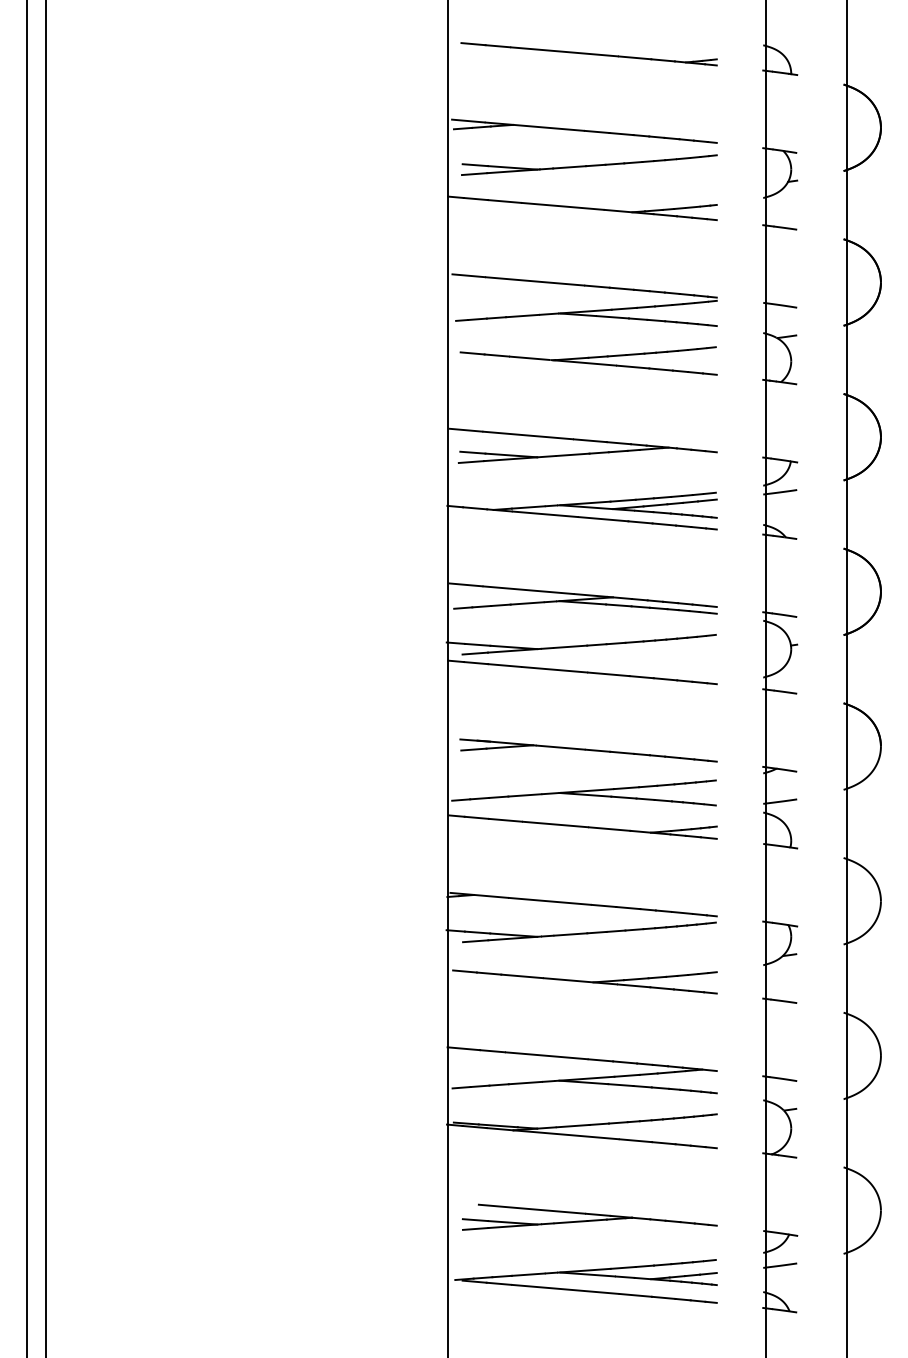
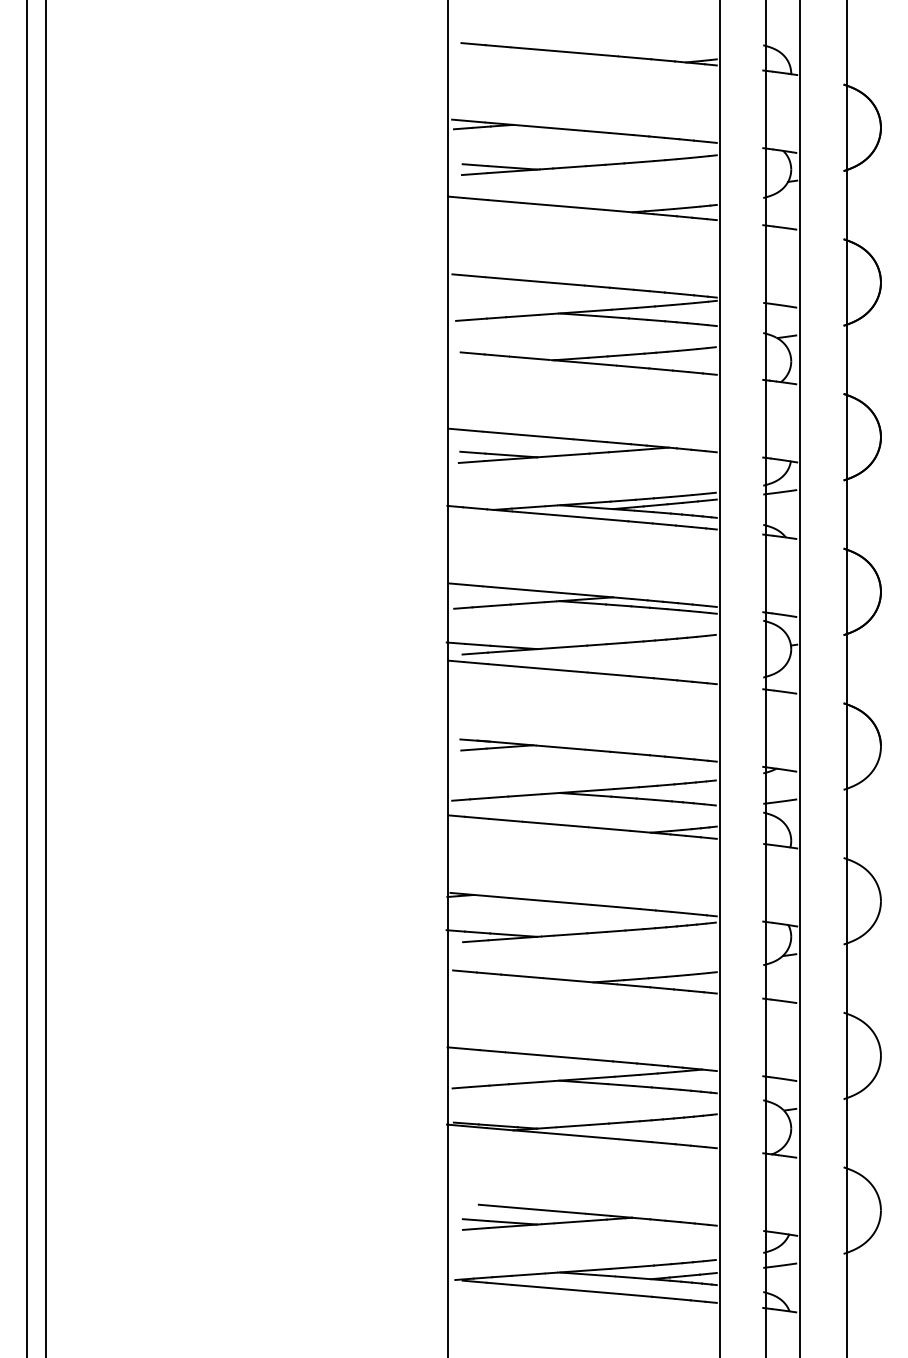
line: none -> present (719, 678)
line: none -> present (800, 678)
